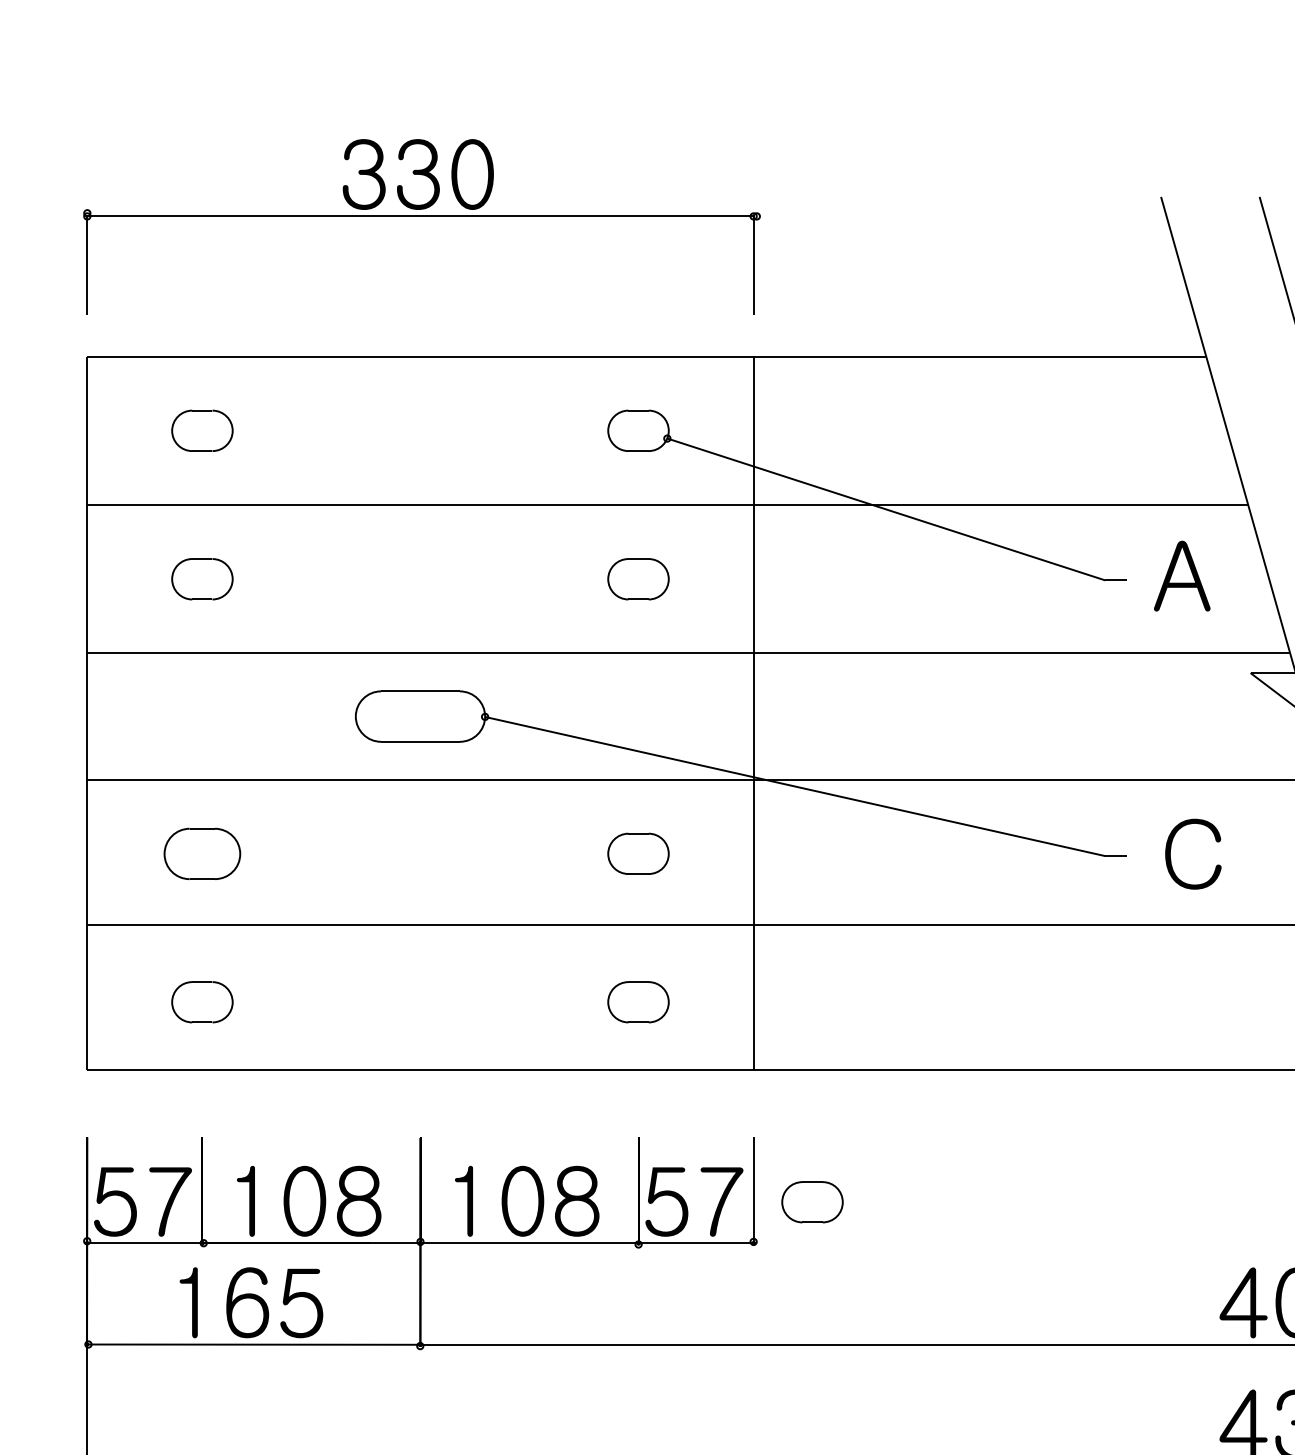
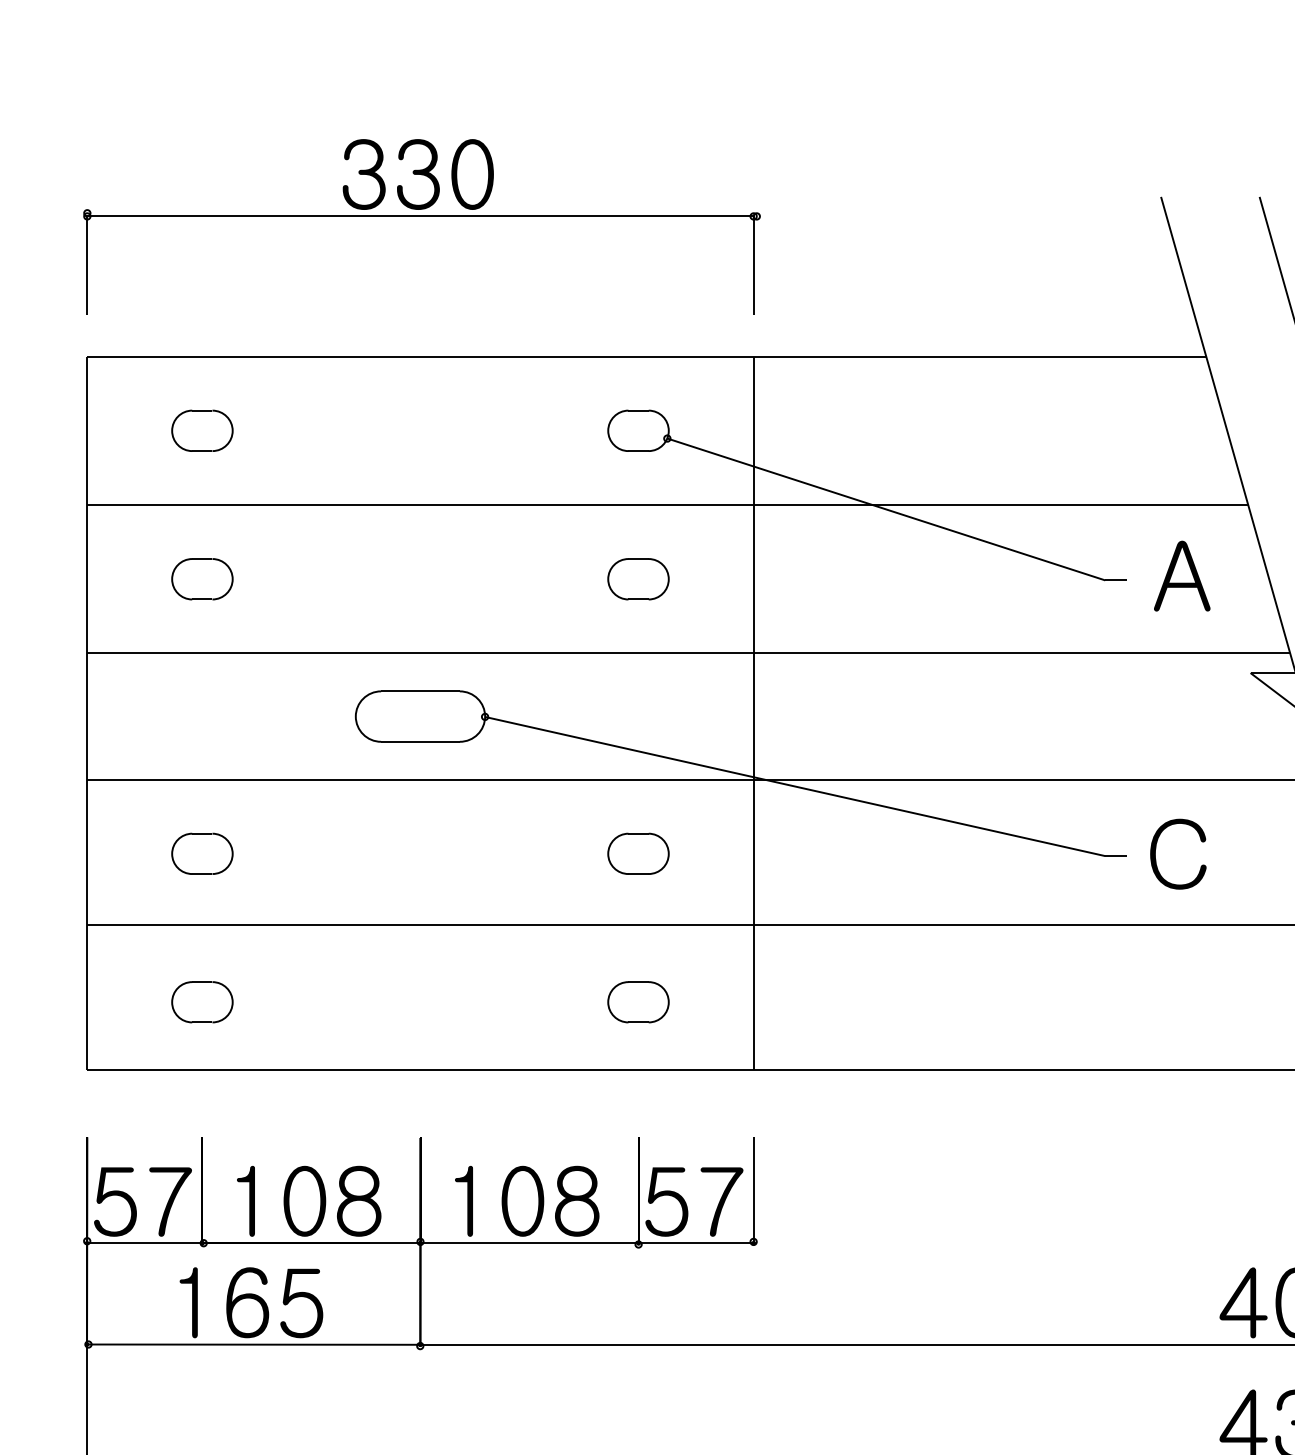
part size: 79x53 px -> 63x43 px (202, 853)
text position: (1193, 853) -> (1178, 853) (1178, 853)
part: present -> none (812, 1202)
